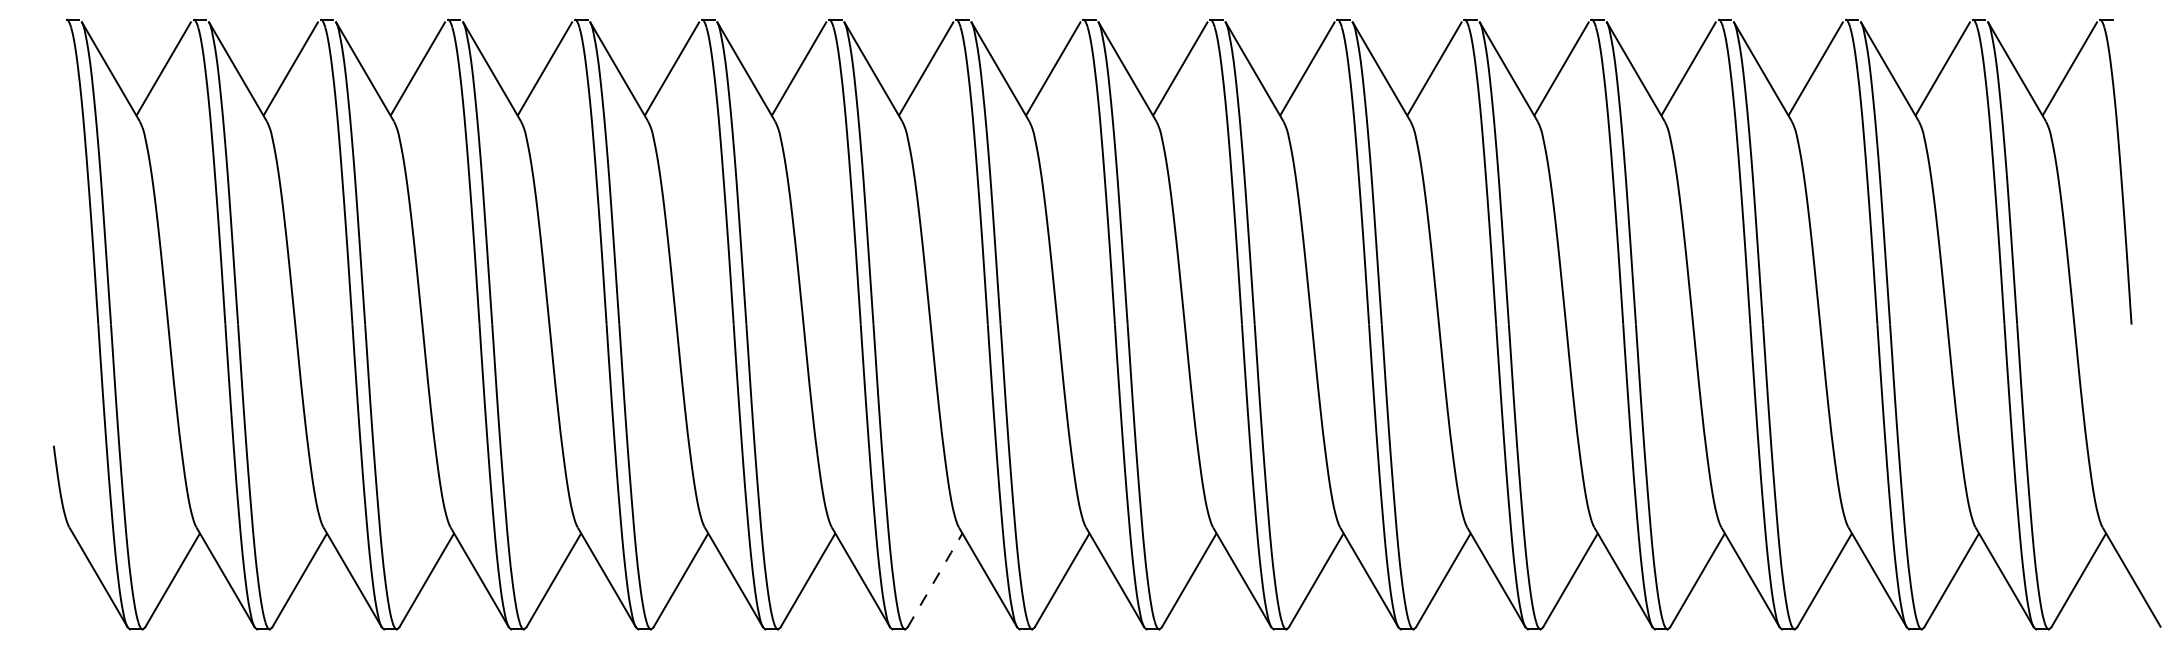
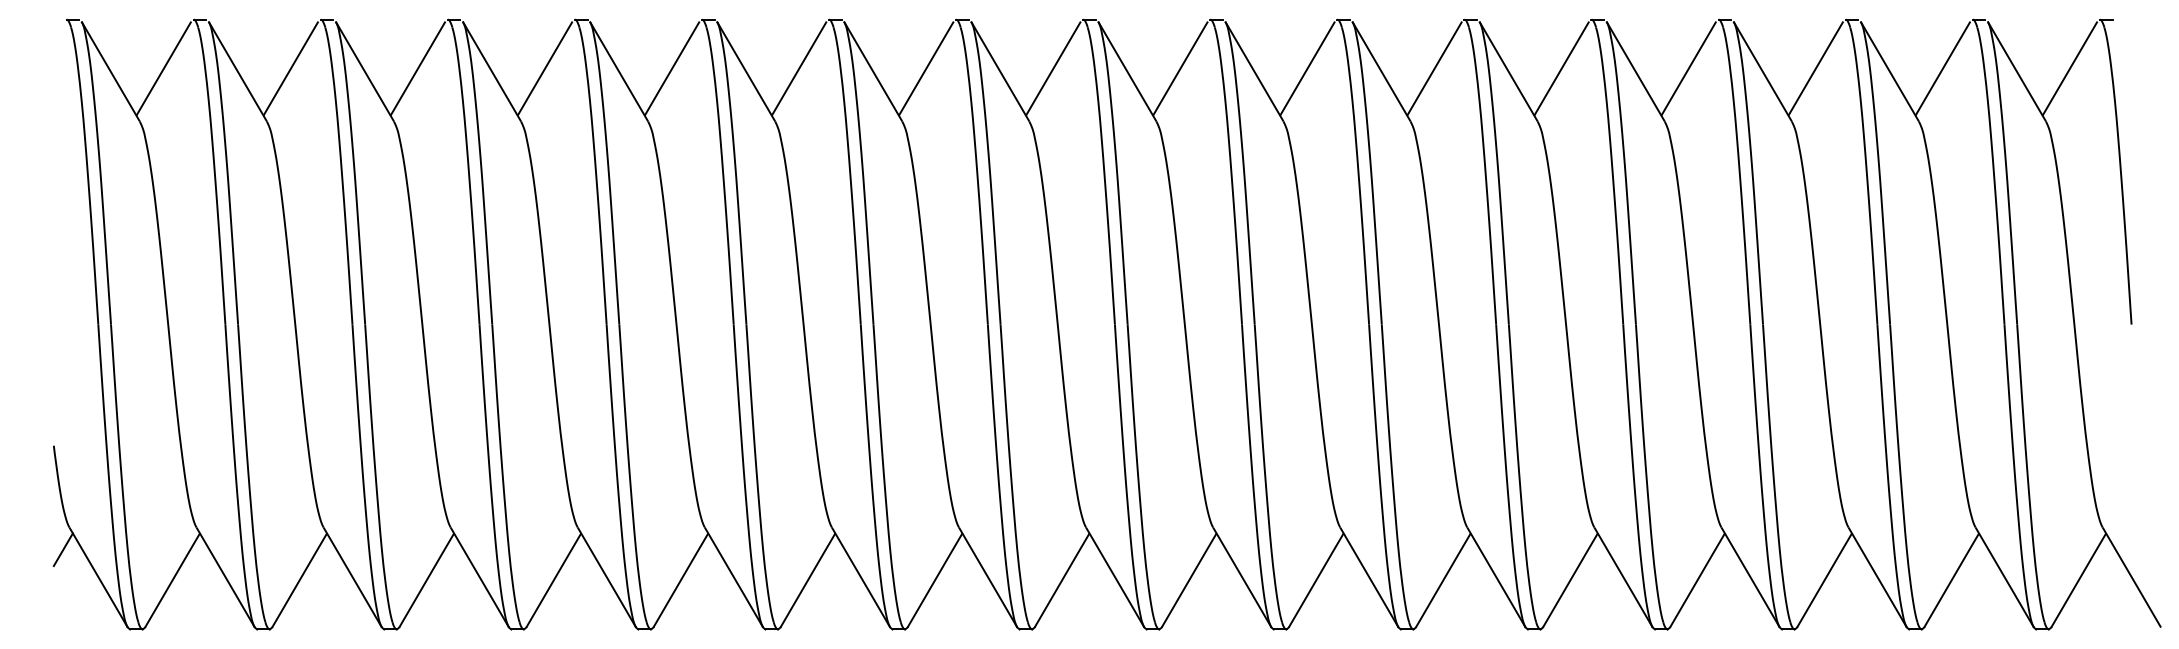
line: none -> present (62, 549)
line: dashed -> solid (935, 579)
